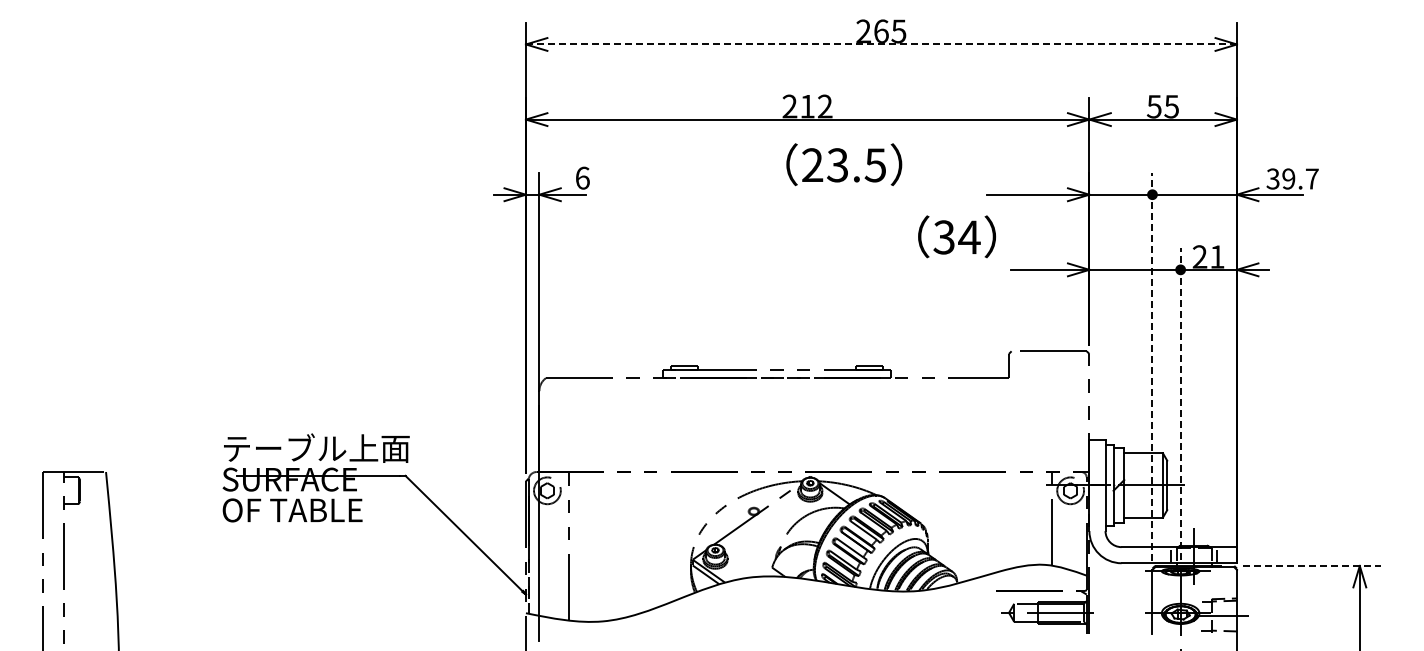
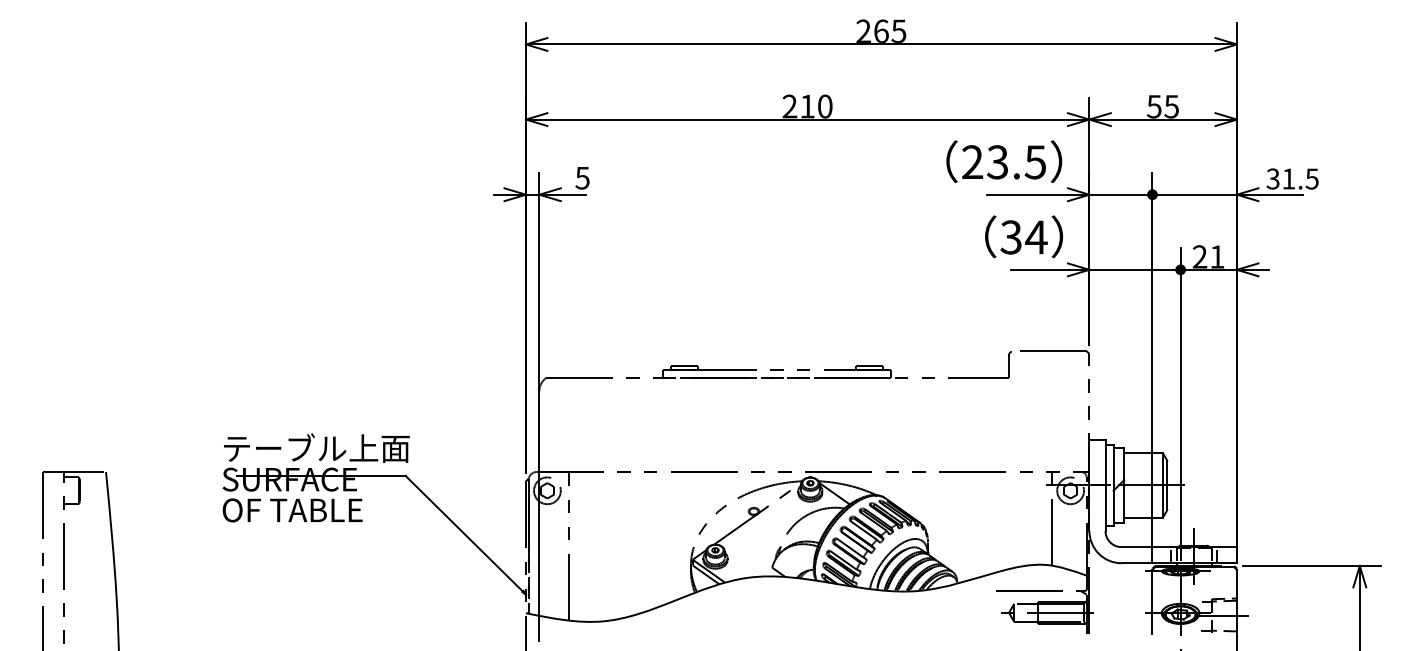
line: dashed -> solid (881, 44)
text: 212 -> 210 (825, 106)
text position: (844, 164) -> (1004, 161) (1004, 161)
text: 6 -> 5 (582, 177)
text: 39.7 -> 31.5 (1300, 178)
text position: (956, 236) -> (1023, 236) (1023, 236)
line: dashed -> solid (1152, 366)
line: dashed -> solid (1180, 404)
line: dashed -> solid (1312, 565)
